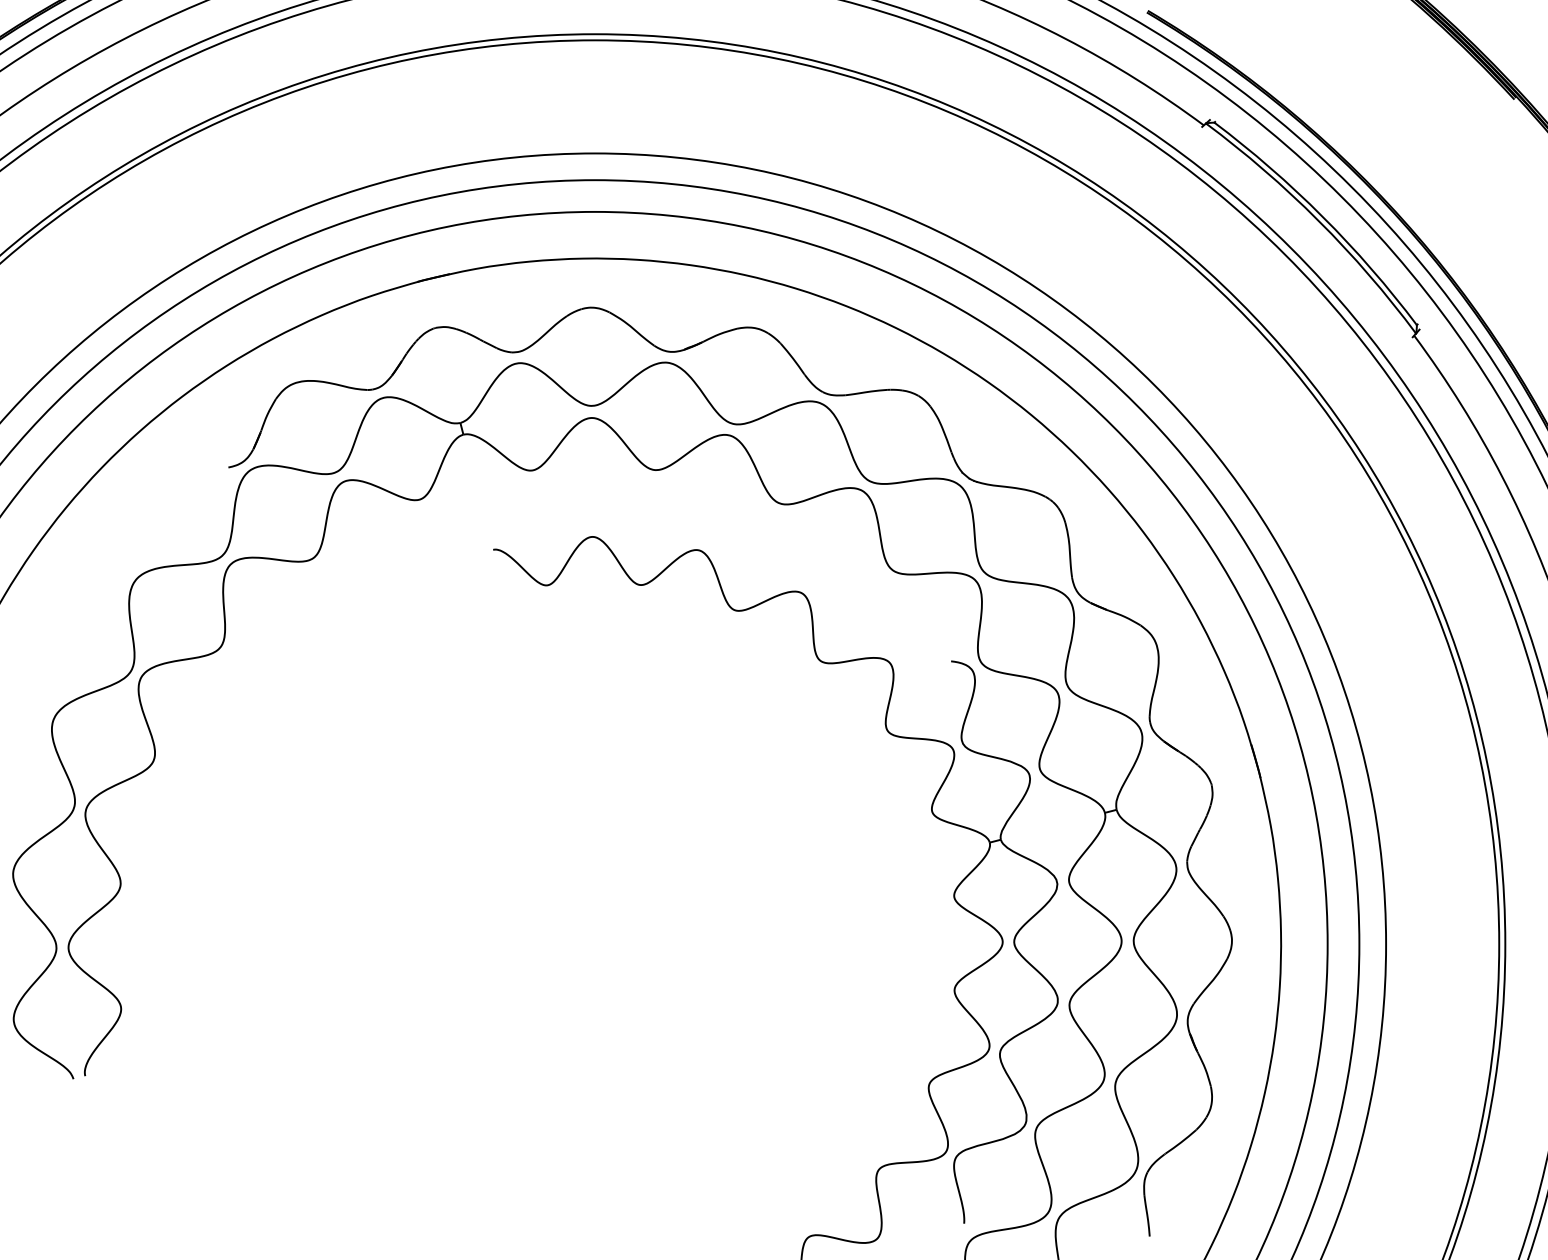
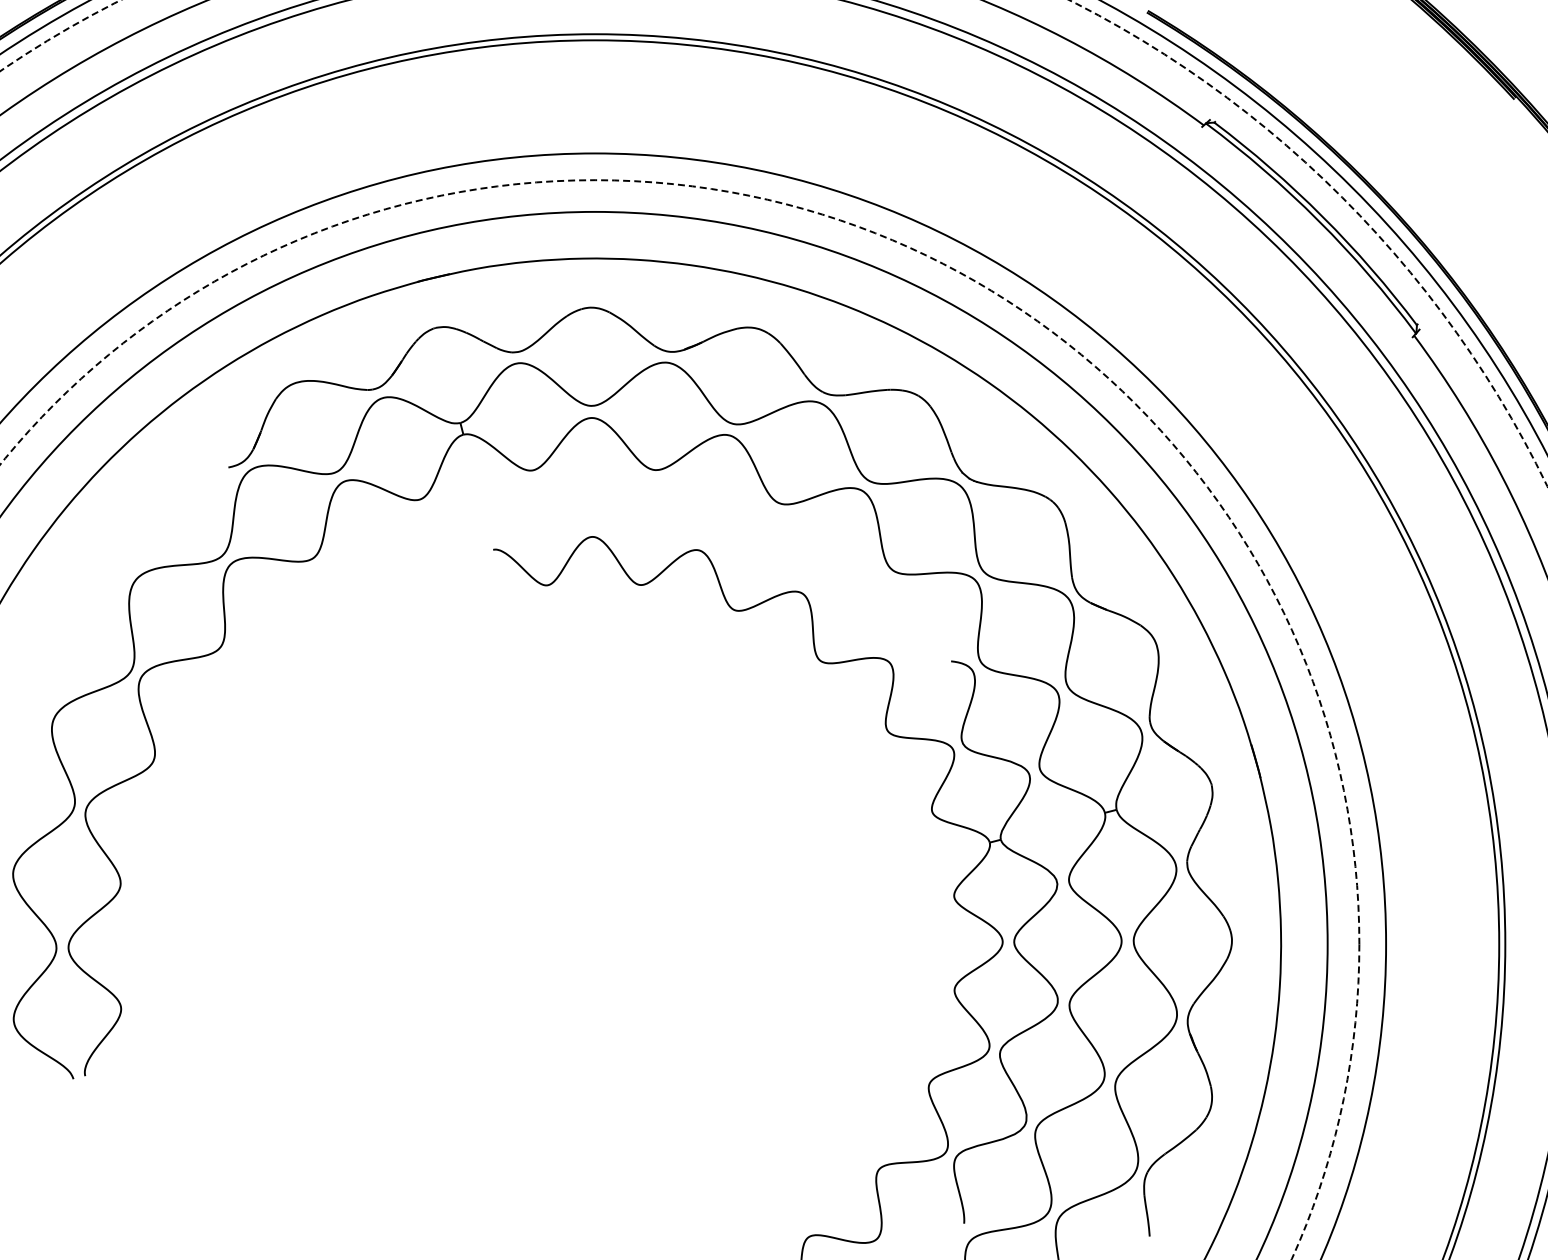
circle: solid -> dashed (773, 243)
circle: solid -> dashed (679, 719)
